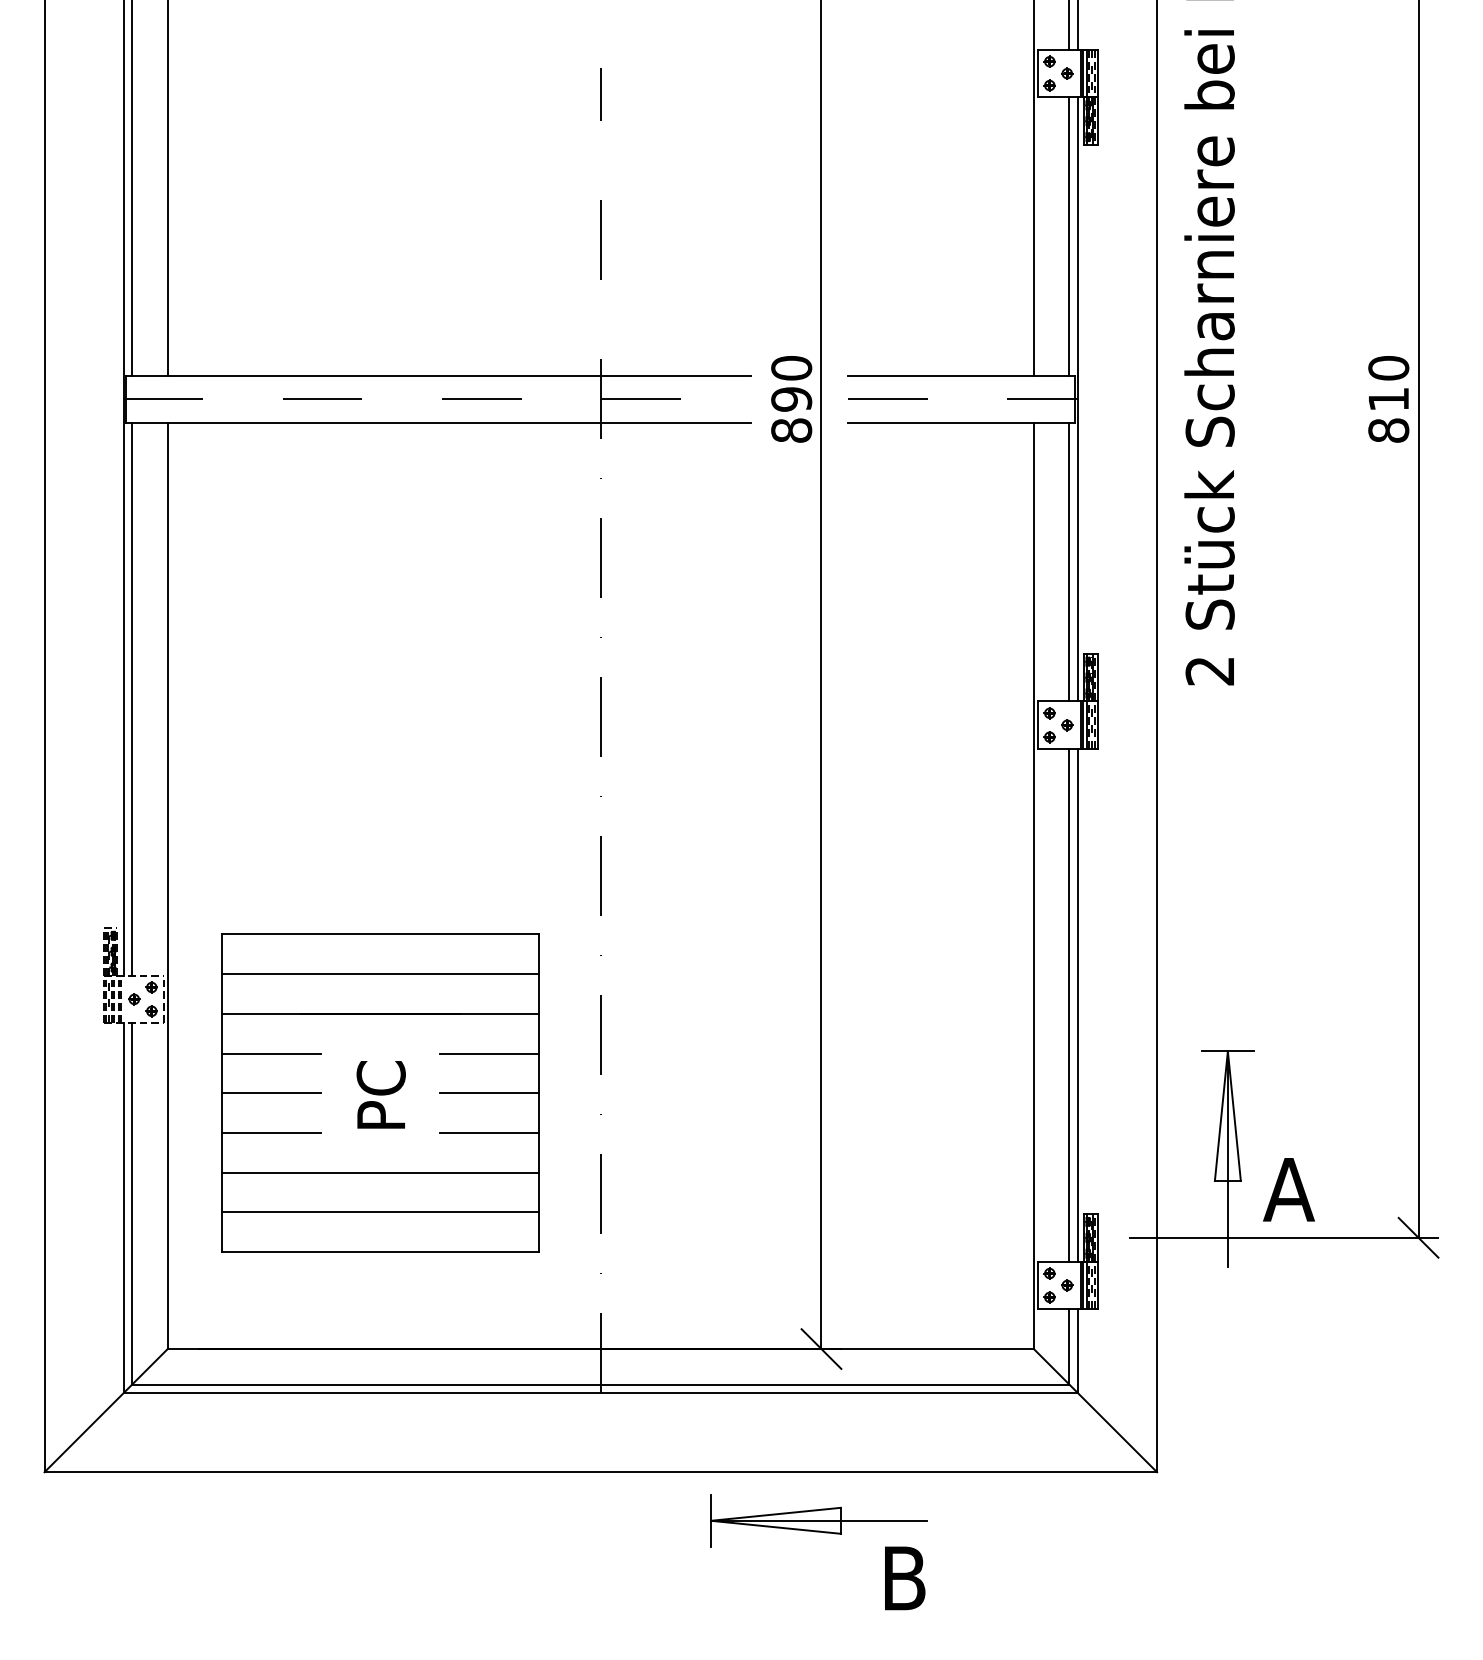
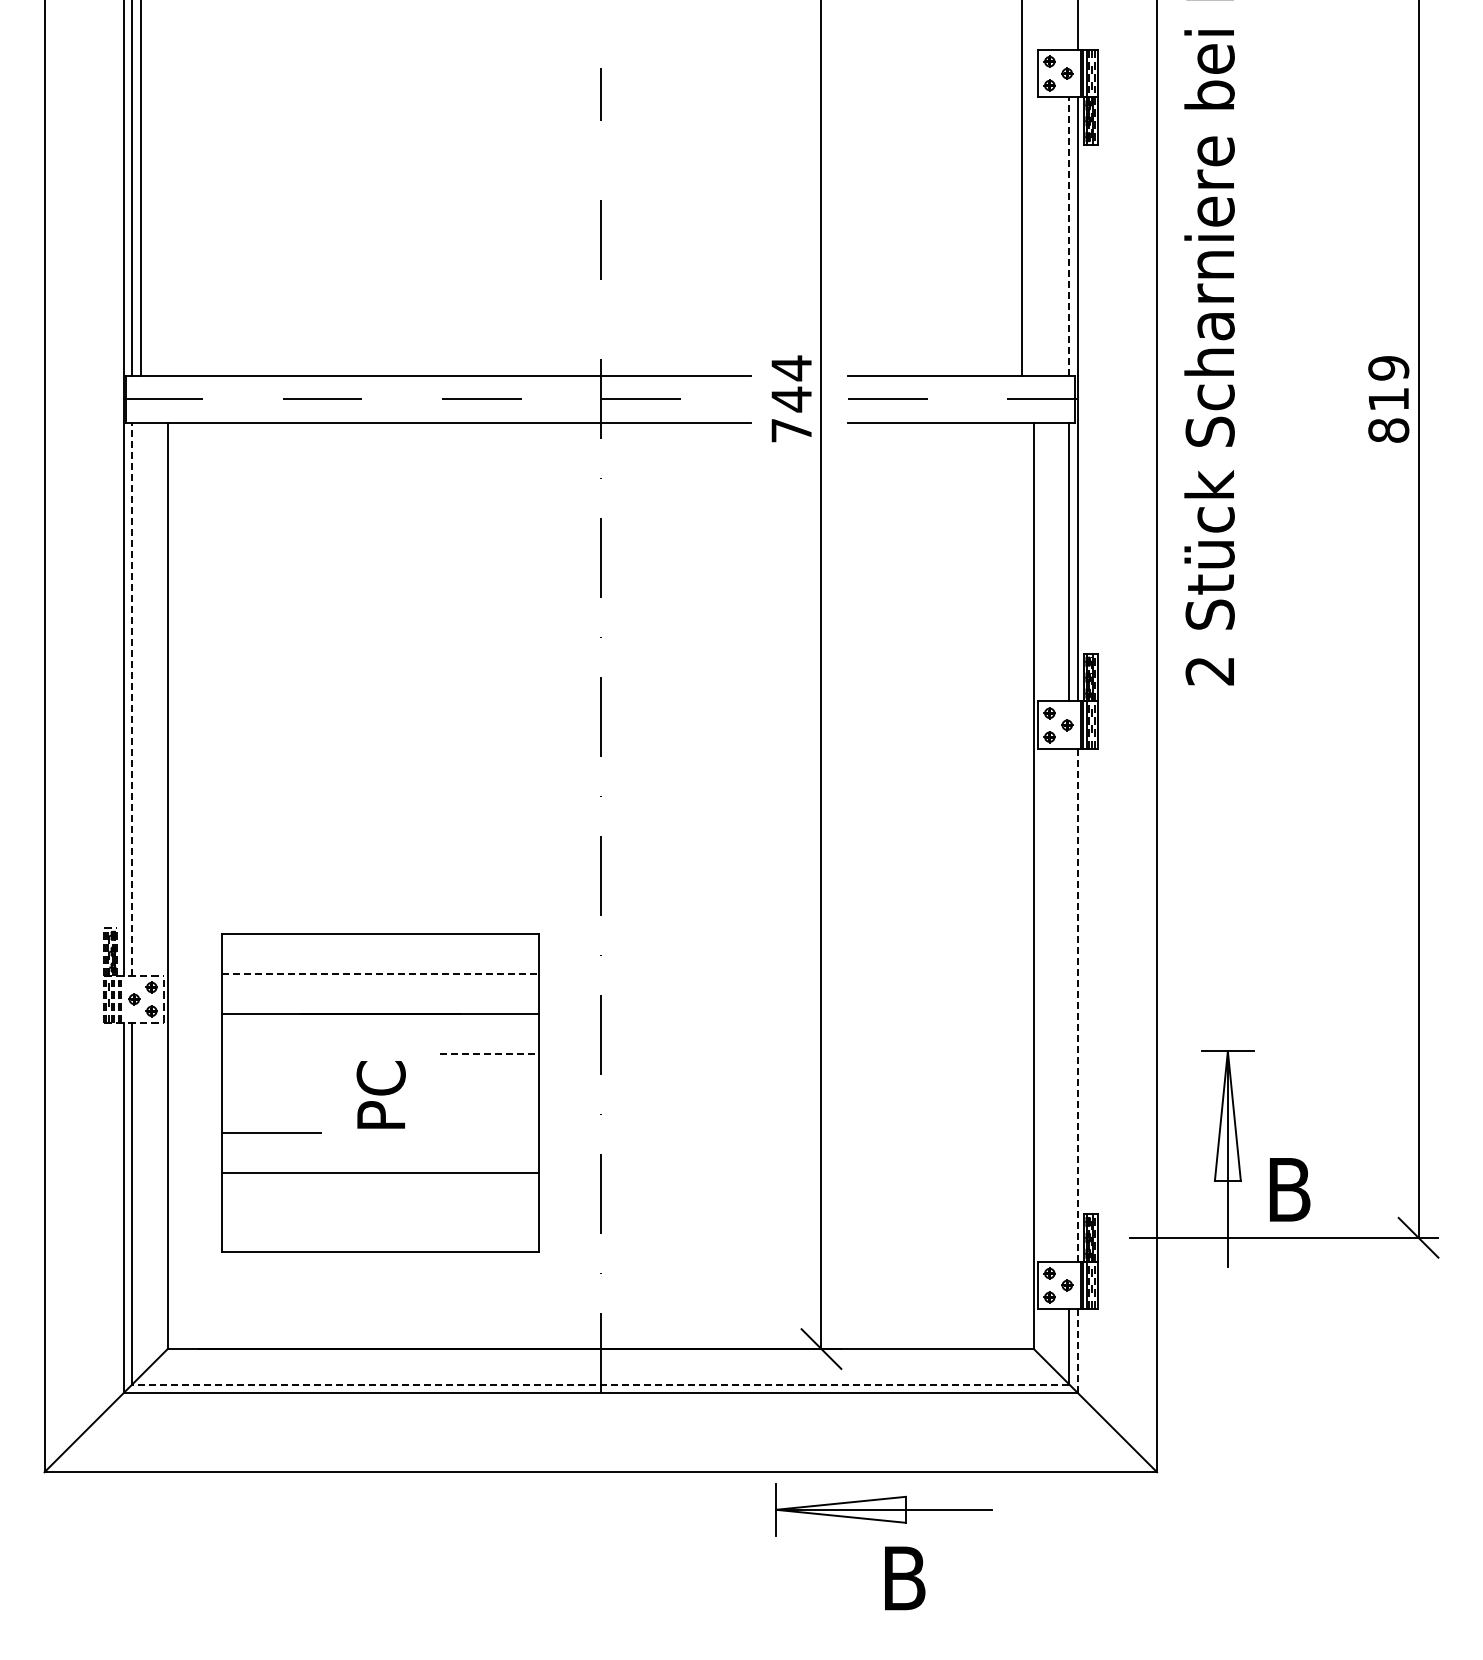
line: present -> none (1069, 25)
line position: (167, 188) -> (140, 188) (140, 188)
line position: (1033, 188) -> (1021, 188) (1021, 188)
line: solid -> dashed (1069, 236)
text: 810 -> 819 (1388, 368)
text: 890 -> 744 (791, 398)
line: solid -> dashed (132, 698)
line: solid -> dashed (380, 974)
line: solid -> dashed (1077, 1004)
line: present -> none (1069, 1005)
line: present -> none (270, 1053)
line: solid -> dashed (489, 1053)
line: present -> none (270, 1093)
line: present -> none (489, 1093)
line: present -> none (489, 1133)
text: A -> B (1288, 1189)
line: present -> none (380, 1212)
line: solid -> dashed (1077, 1351)
line: solid -> dashed (600, 1384)
part position: (818, 1520) -> (883, 1509) (883, 1509)
